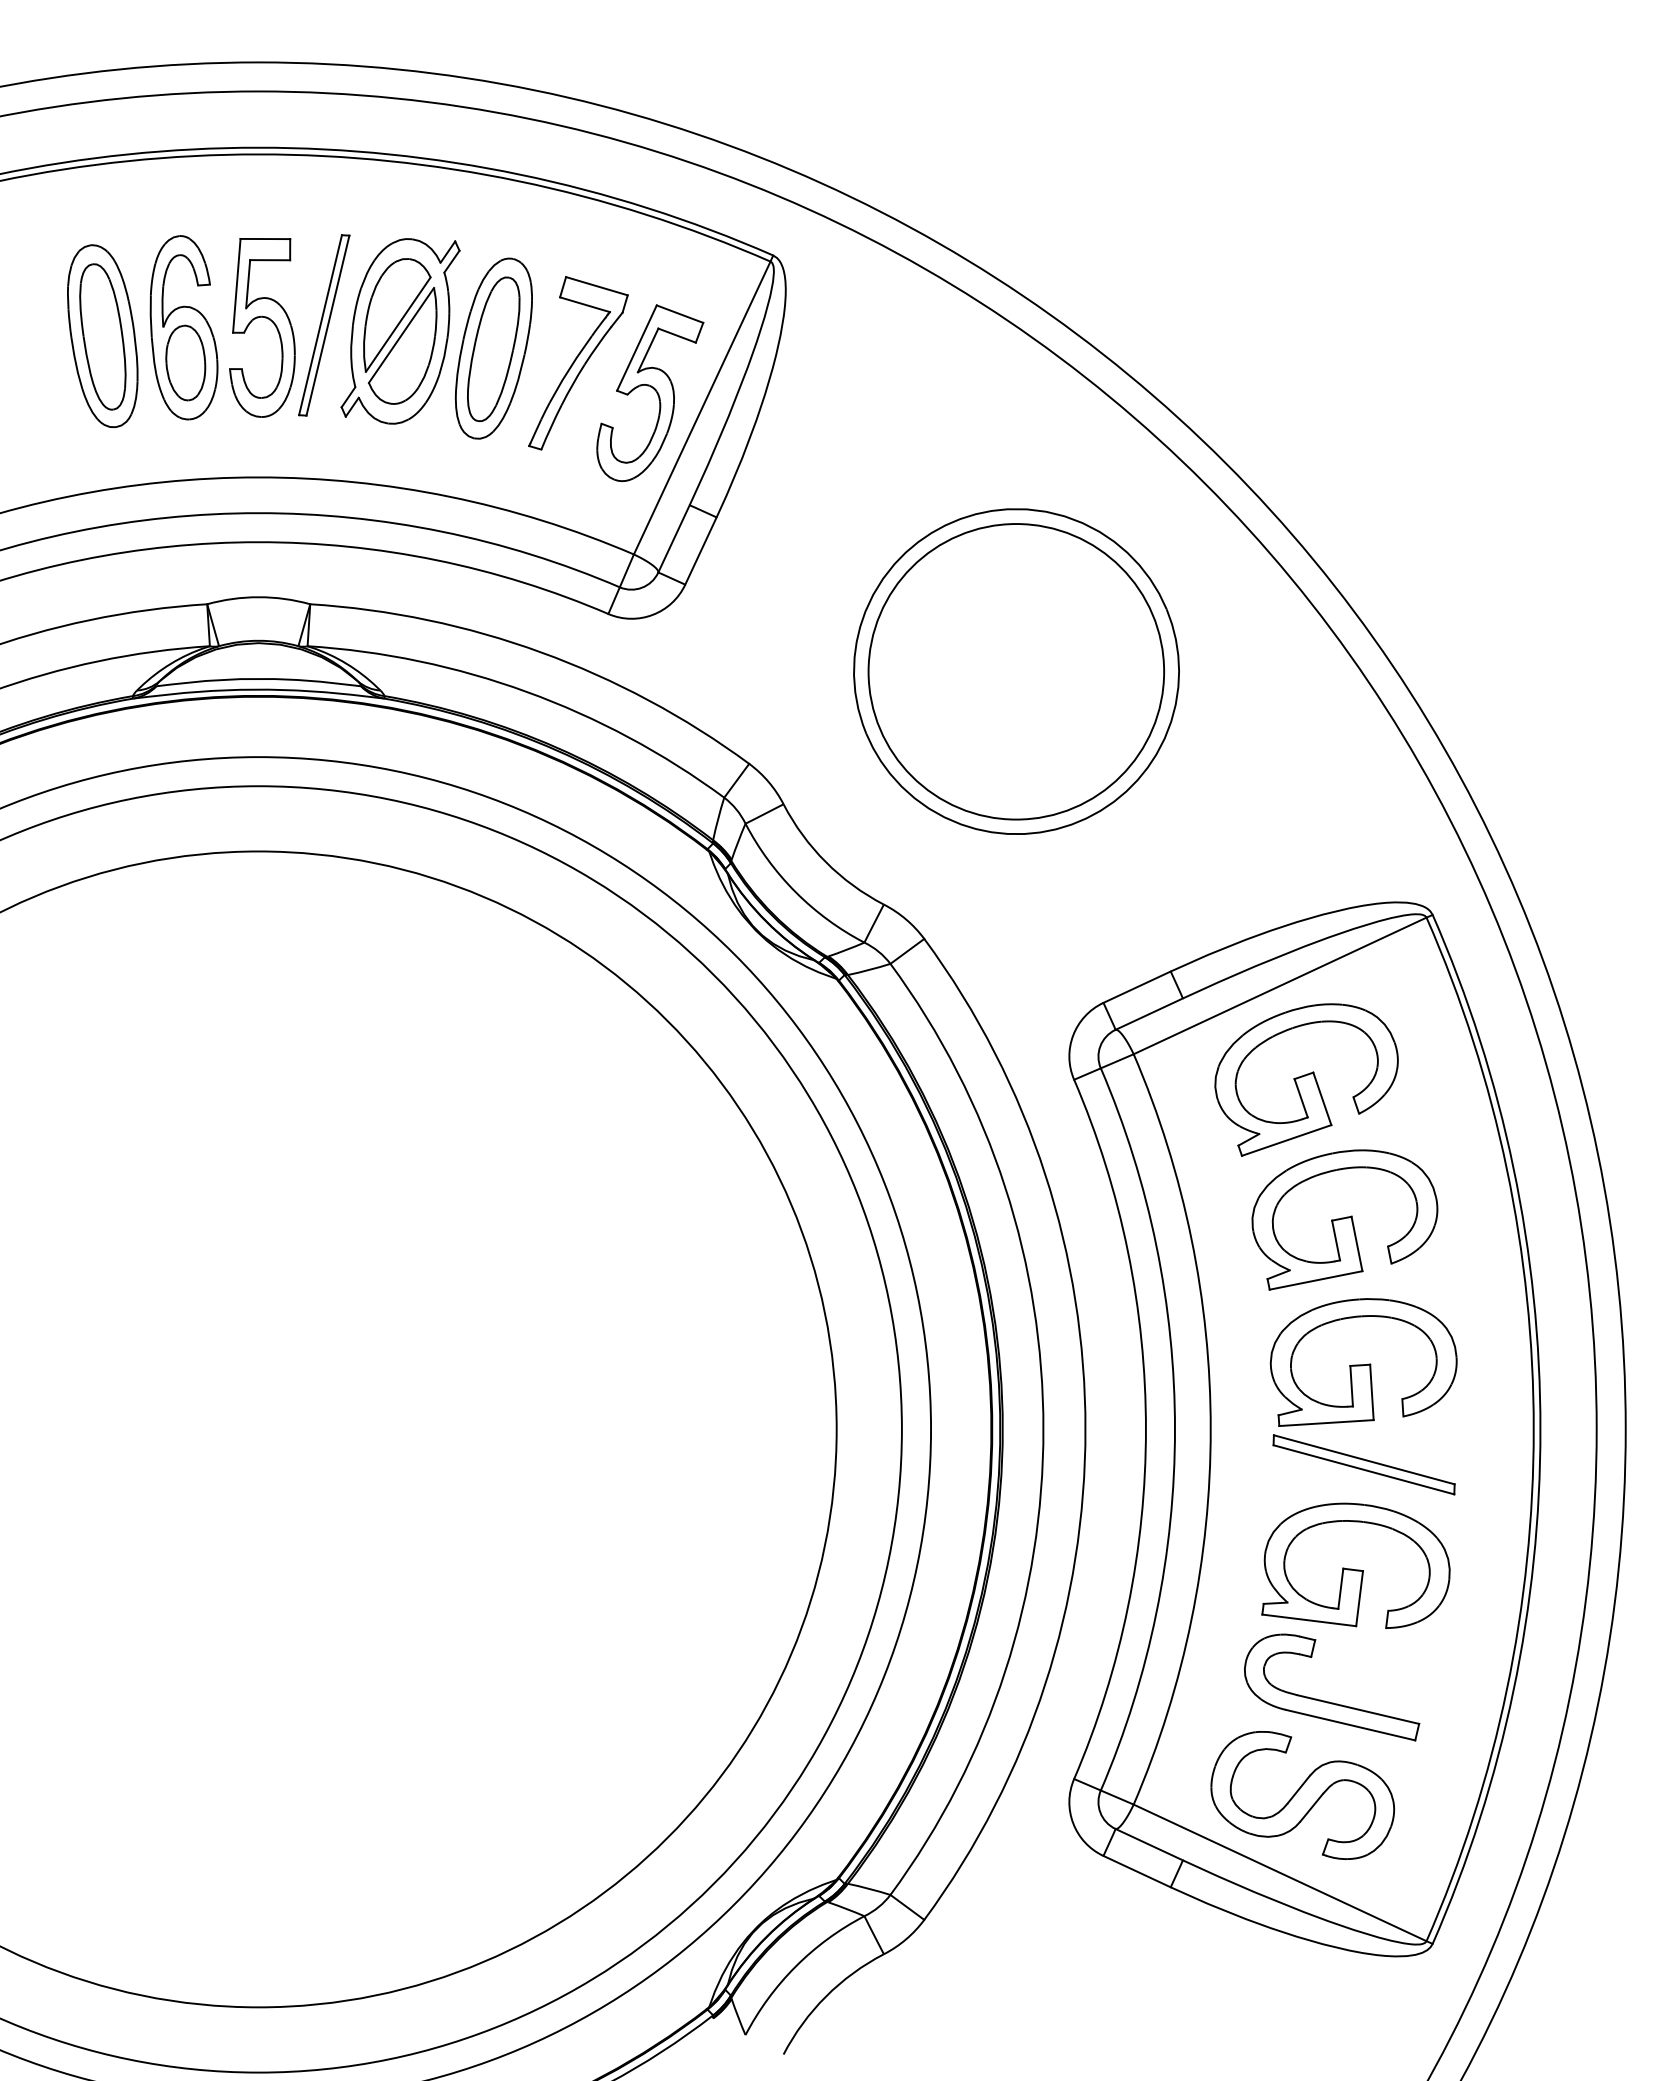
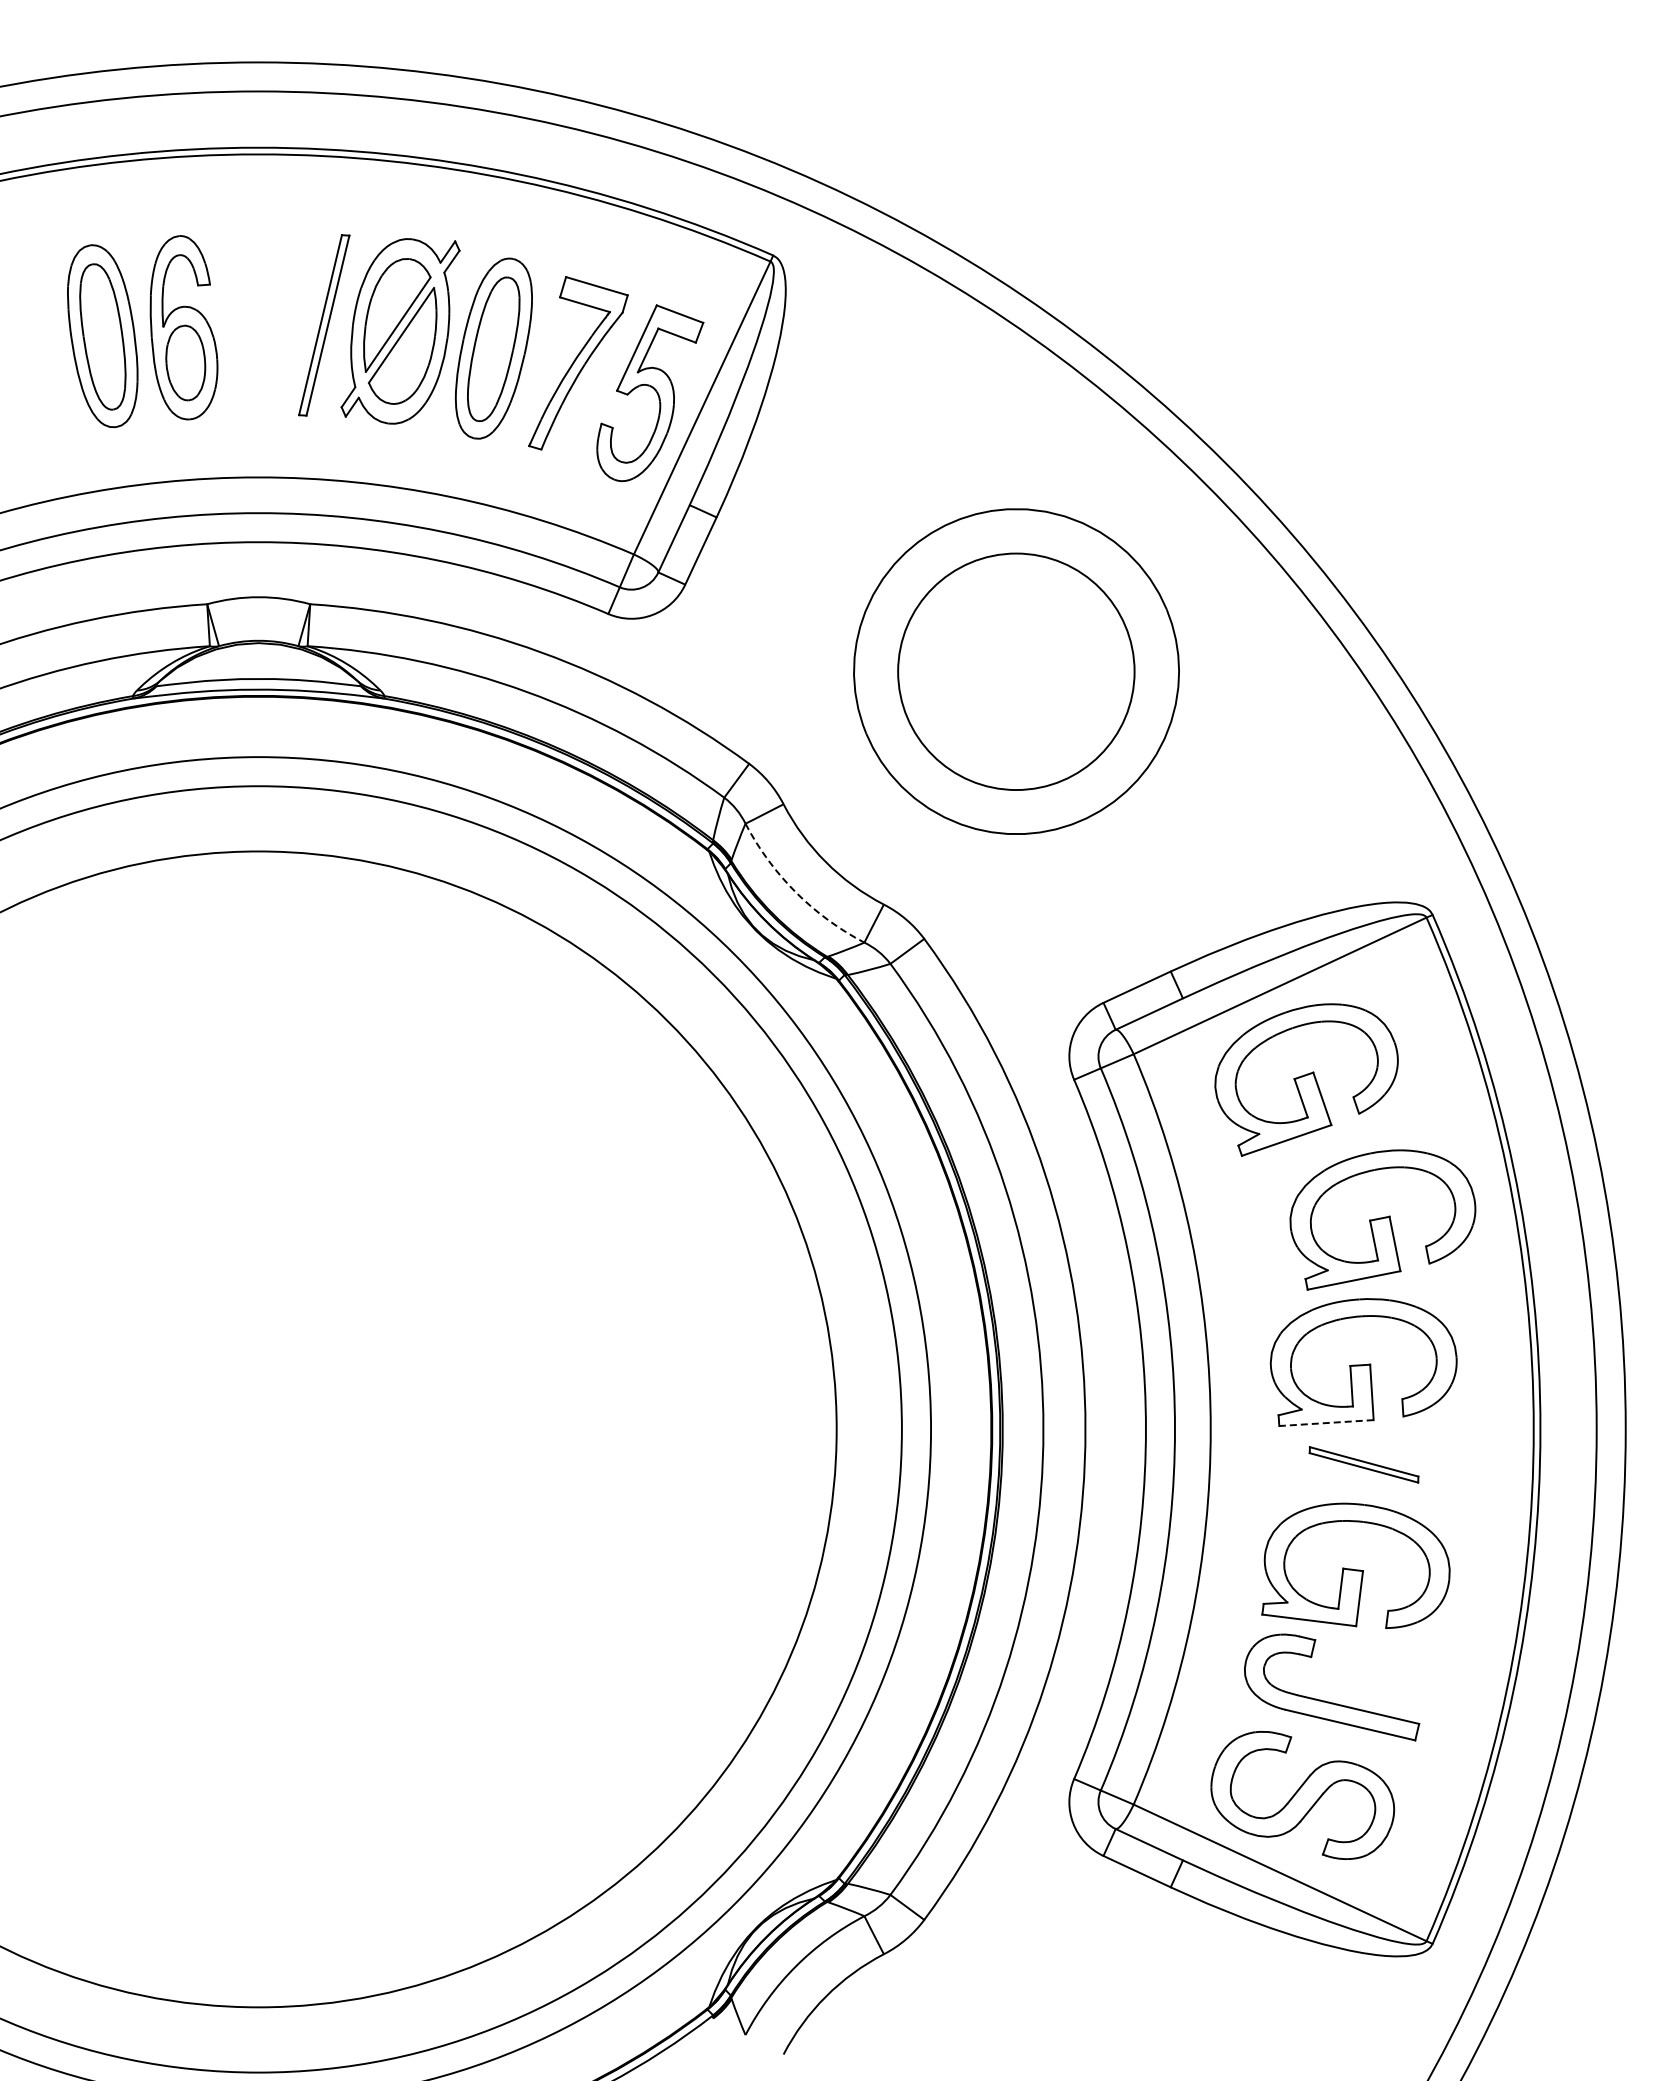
part: present -> none (265, 318)
circle diameter: 296 px -> 236 px (1016, 671)
arc: solid -> dashed (795, 892)
part position: (1344, 1219) -> (1382, 1219) (1382, 1219)
line: solid -> dashed (1325, 1423)
part size: 184x62 px -> 112x38 px (1363, 1464)
